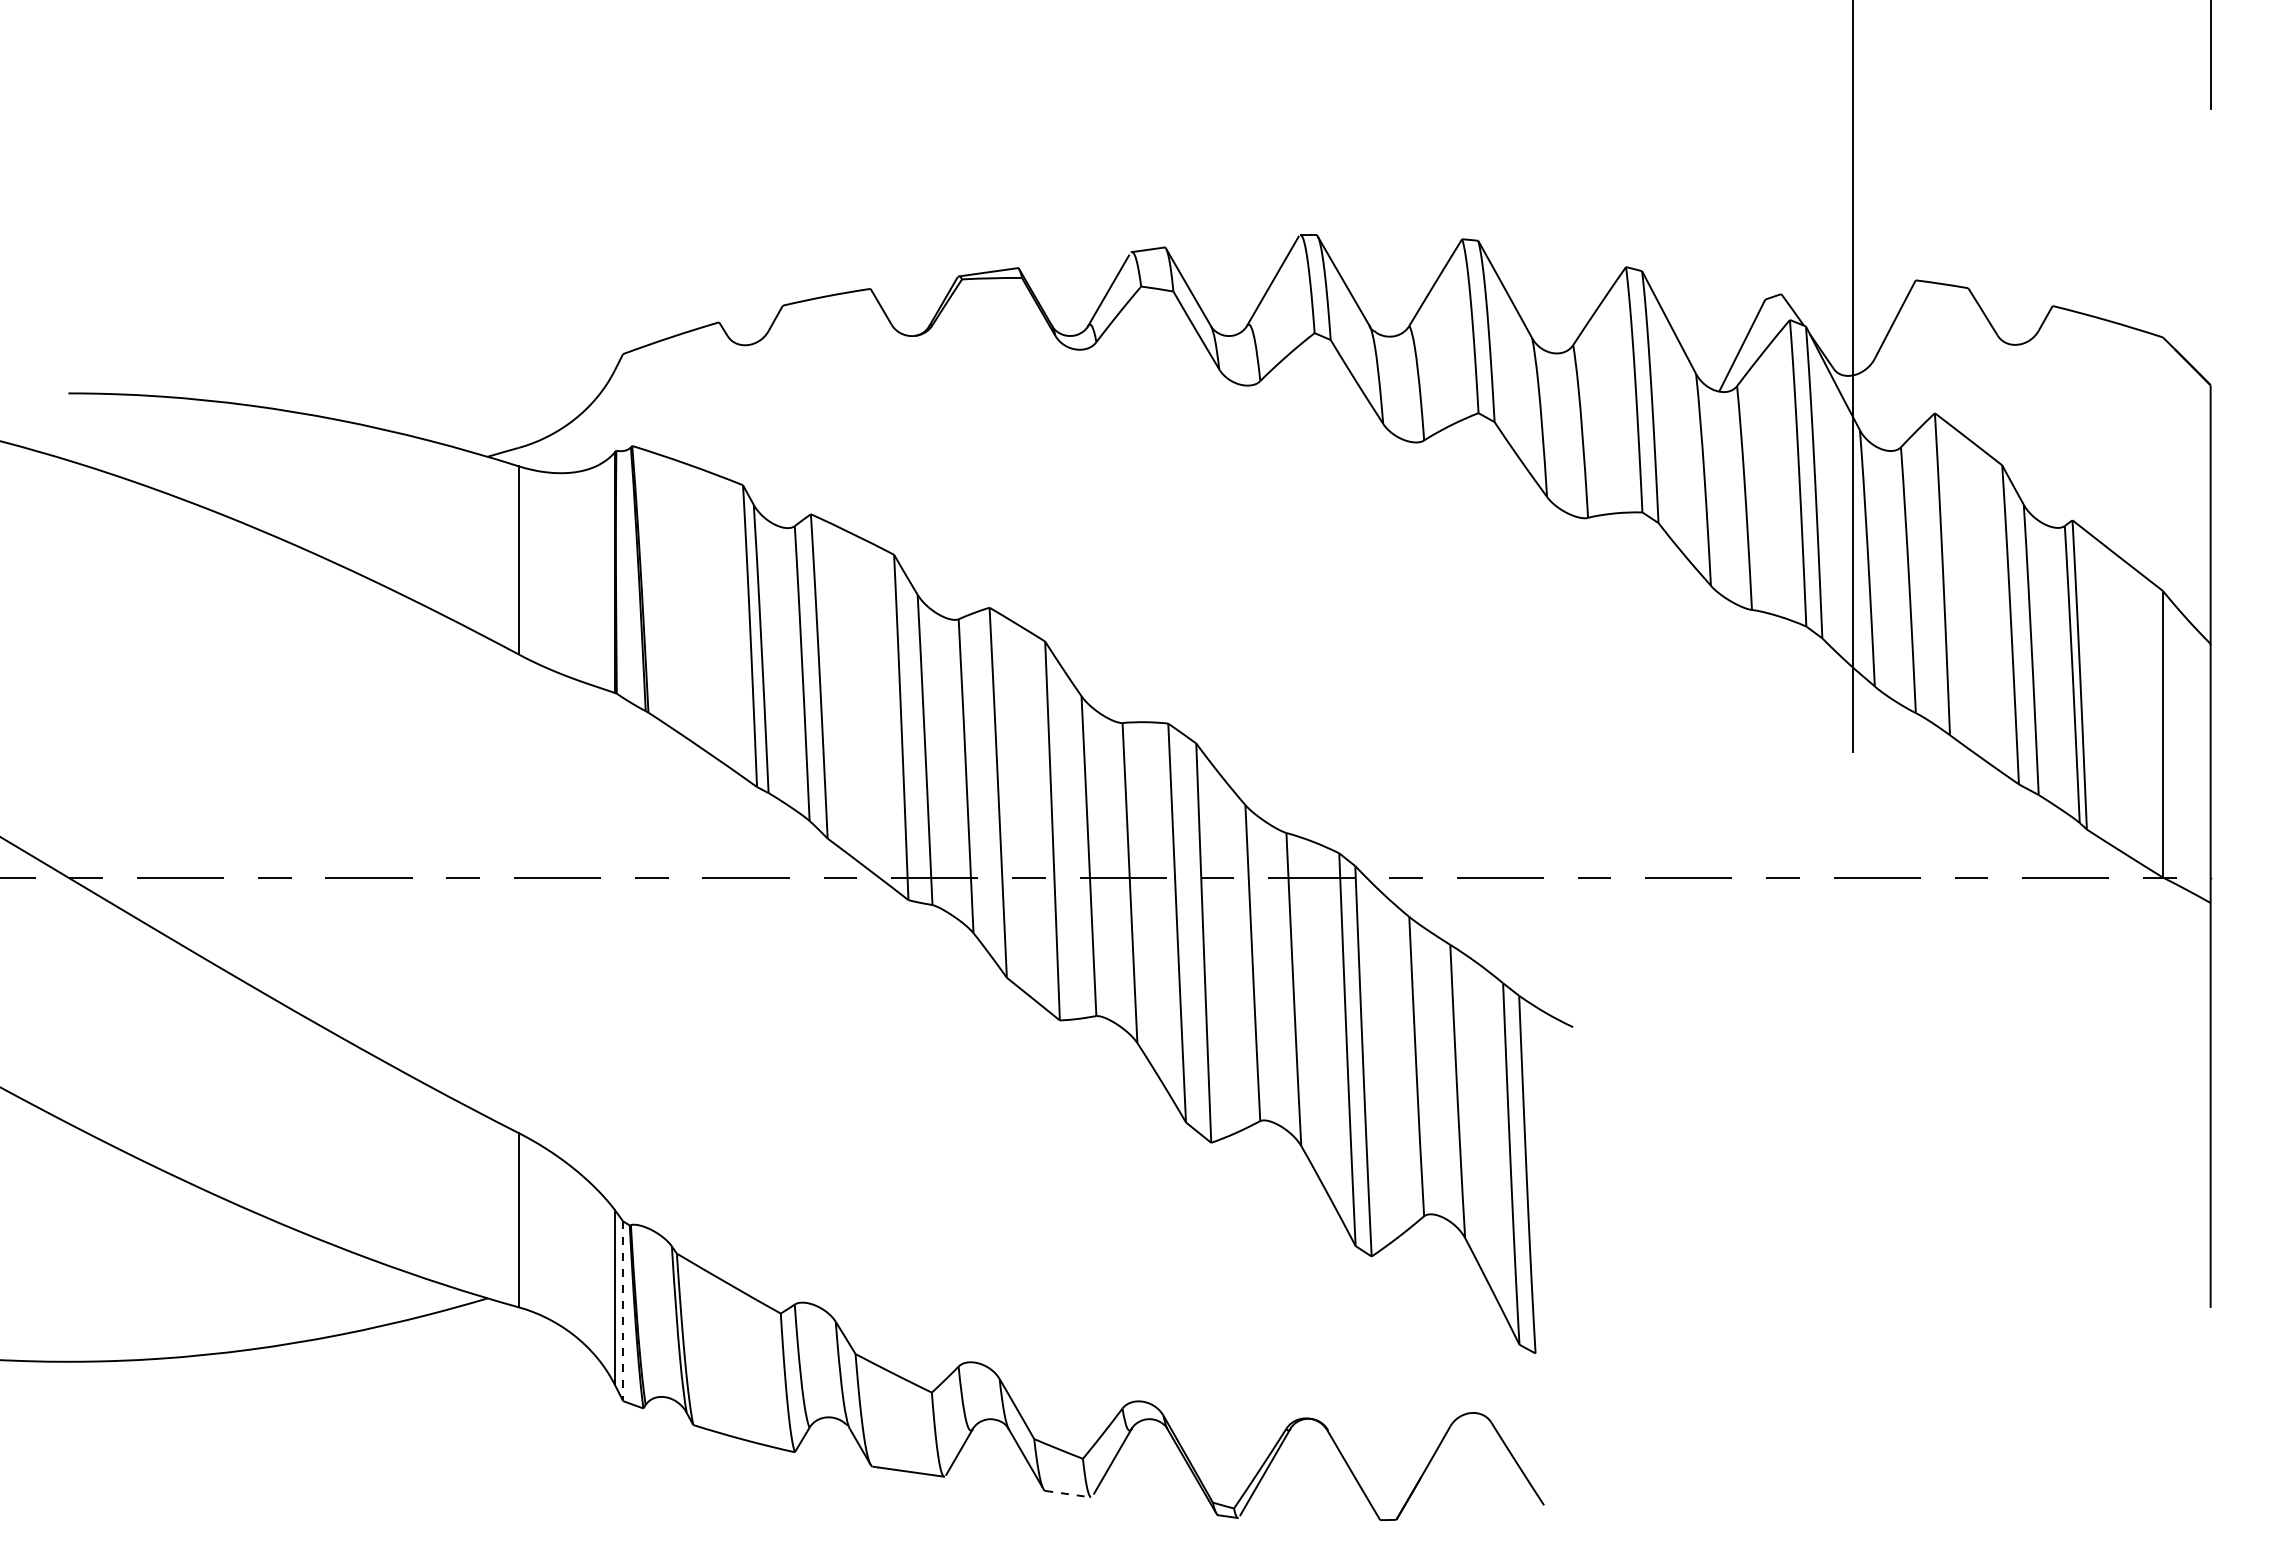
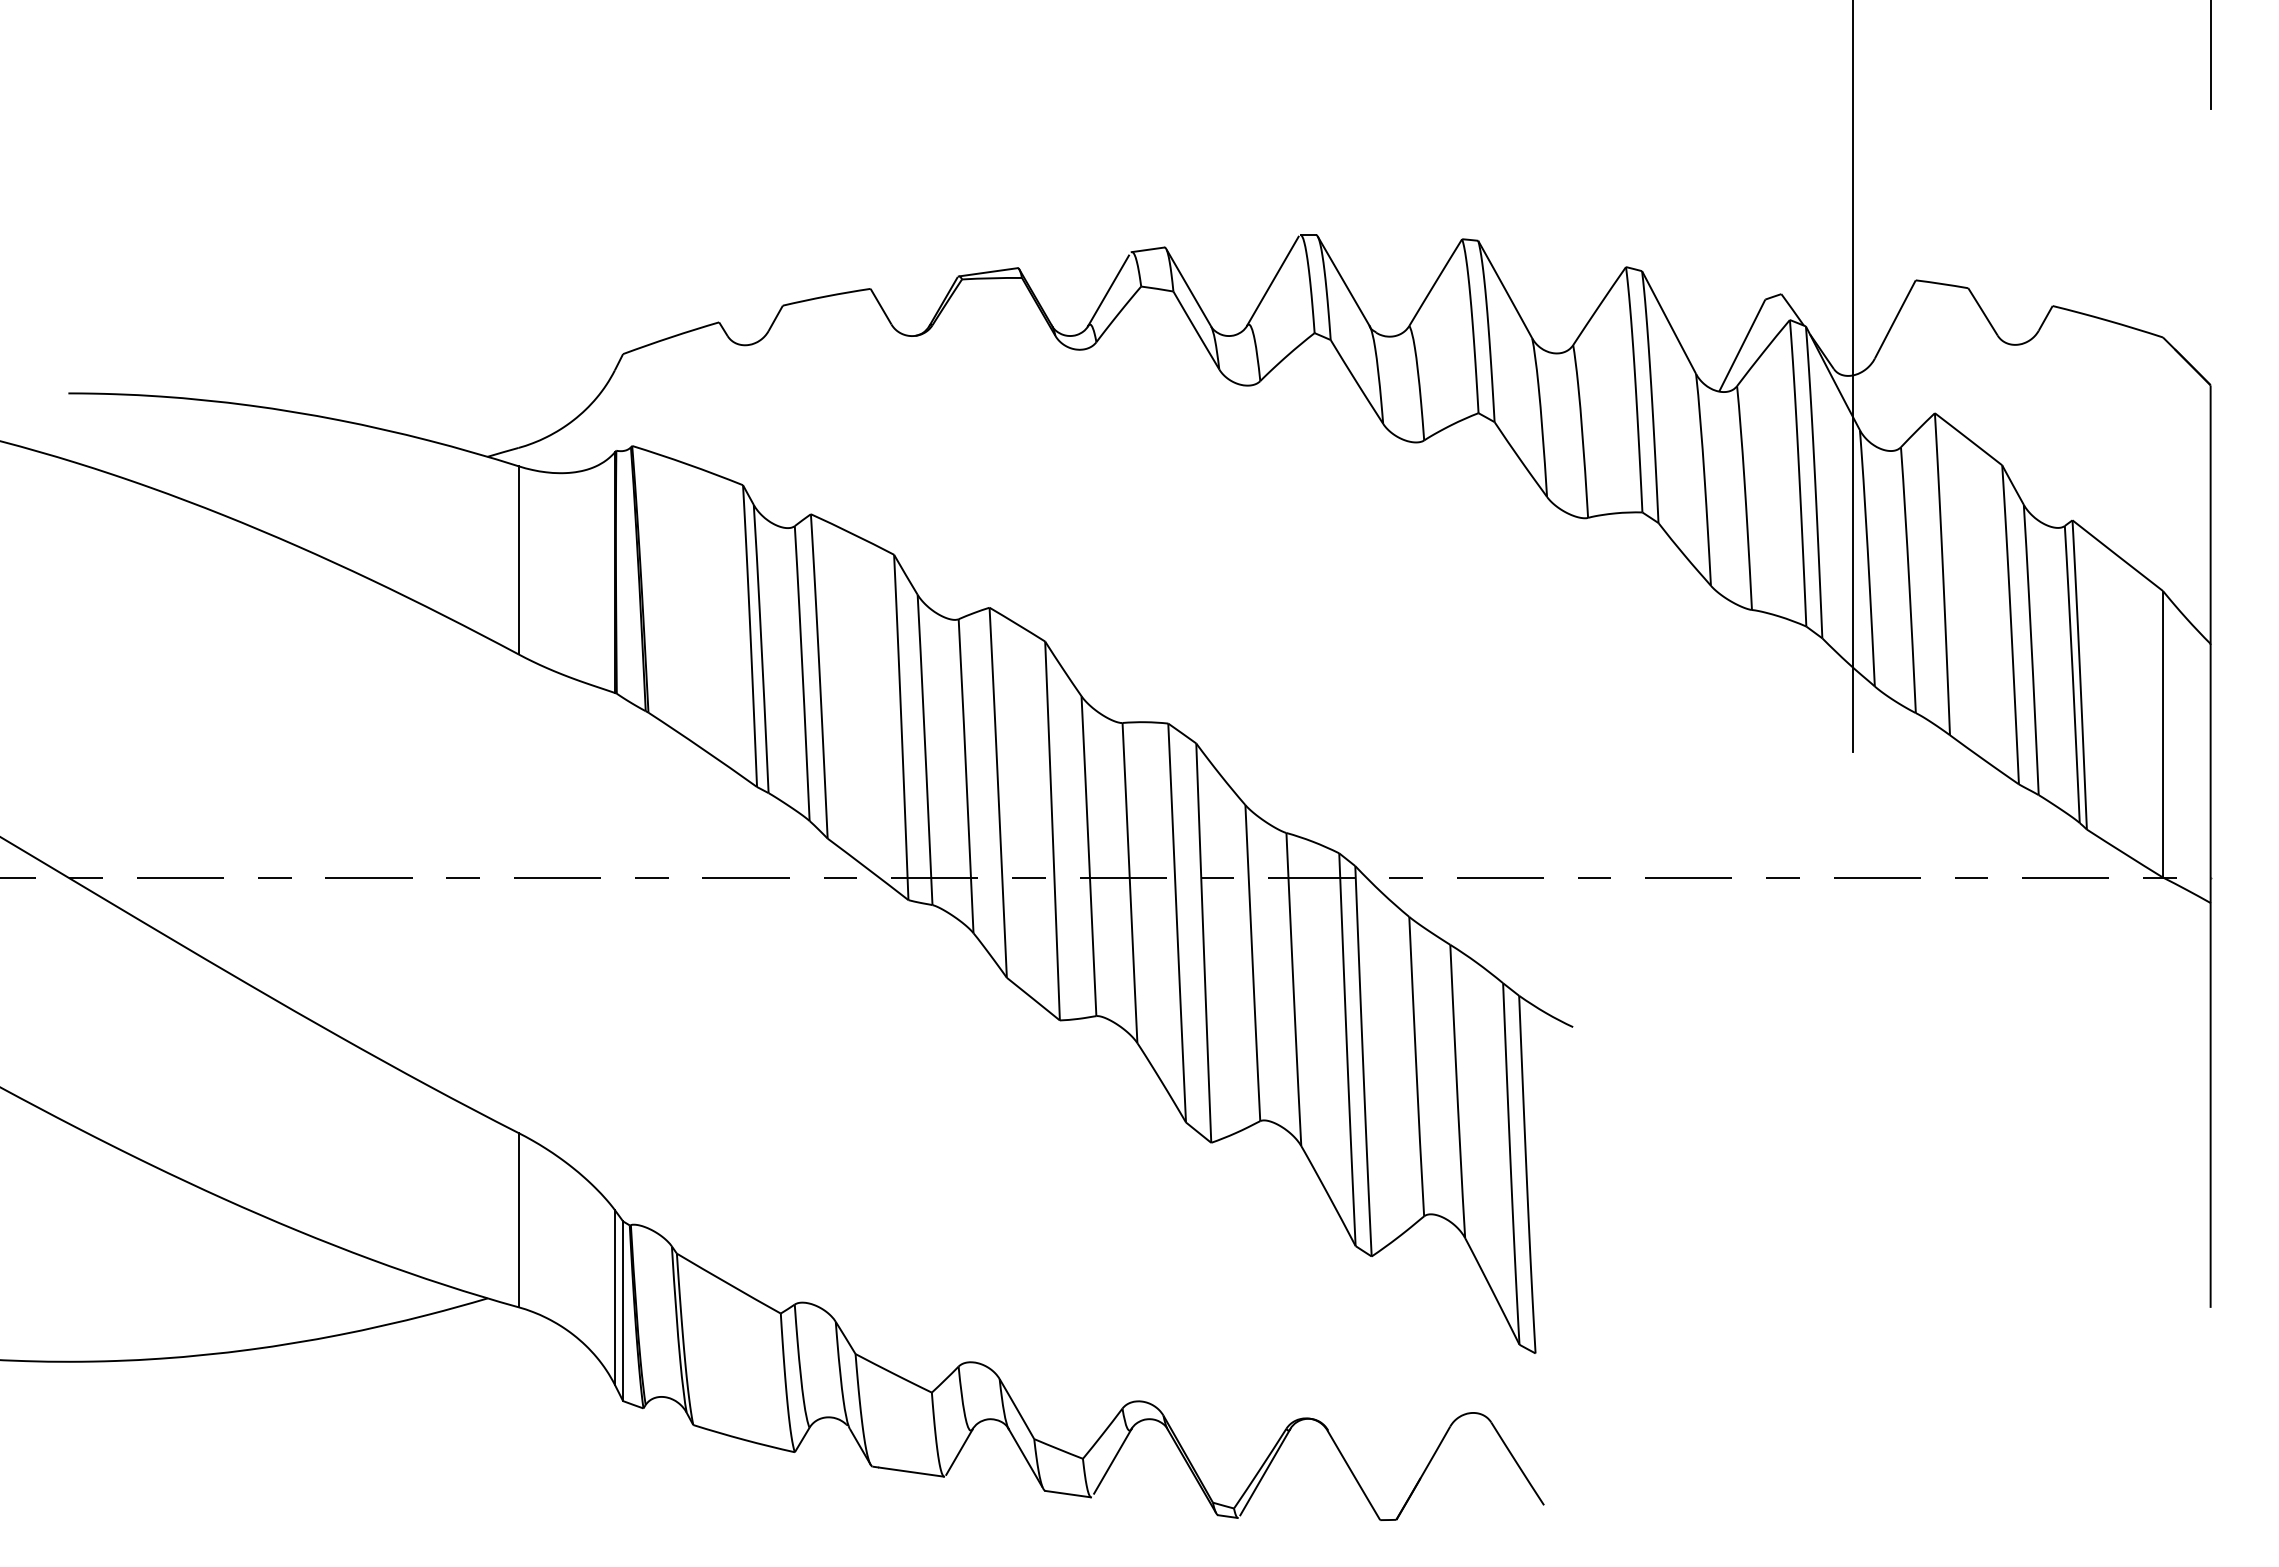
line: dashed -> solid (623, 1311)
line: dashed -> solid (1068, 1494)
